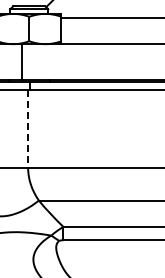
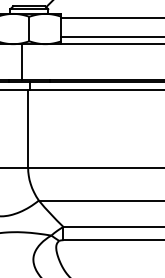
line: none -> present (111, 36)
line: dashed -> solid (28, 129)
